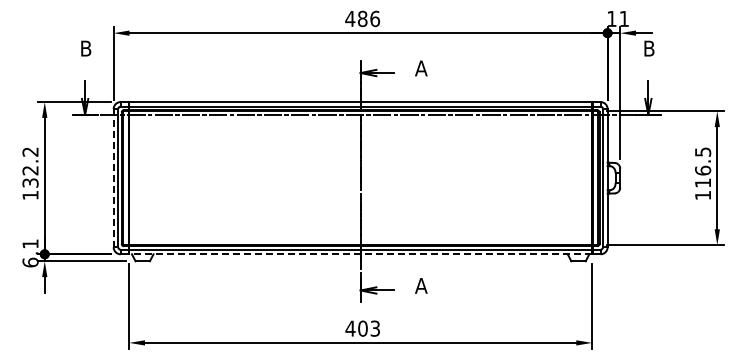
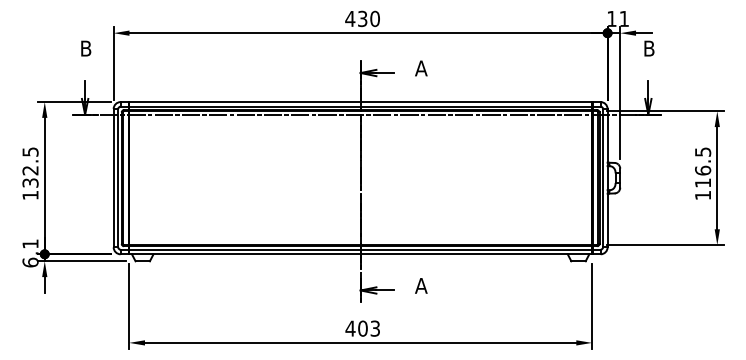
text: 486 -> 430 (369, 18)
text: 132.2 -> 132.5 (30, 151)
line: dashed -> solid (113, 178)
line: dashed -> solid (360, 254)
